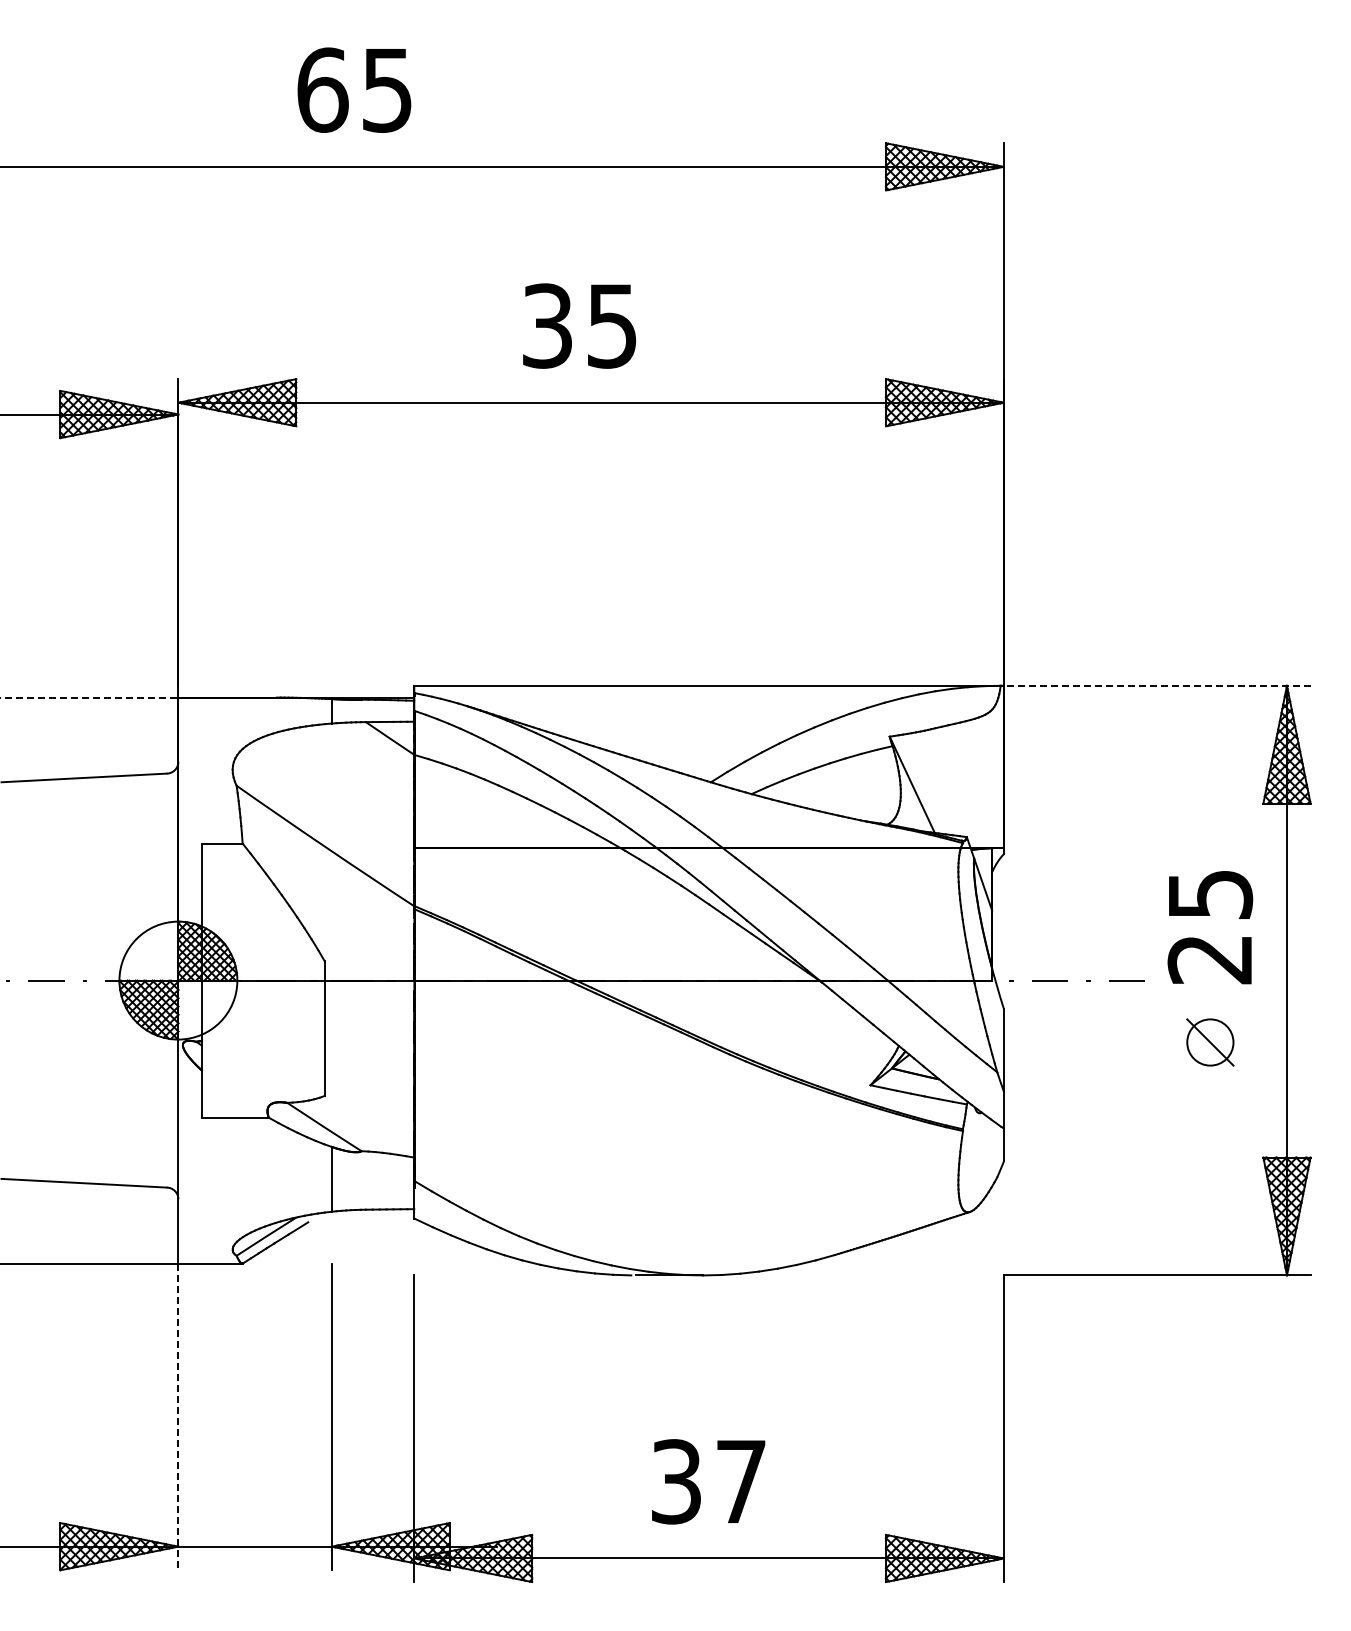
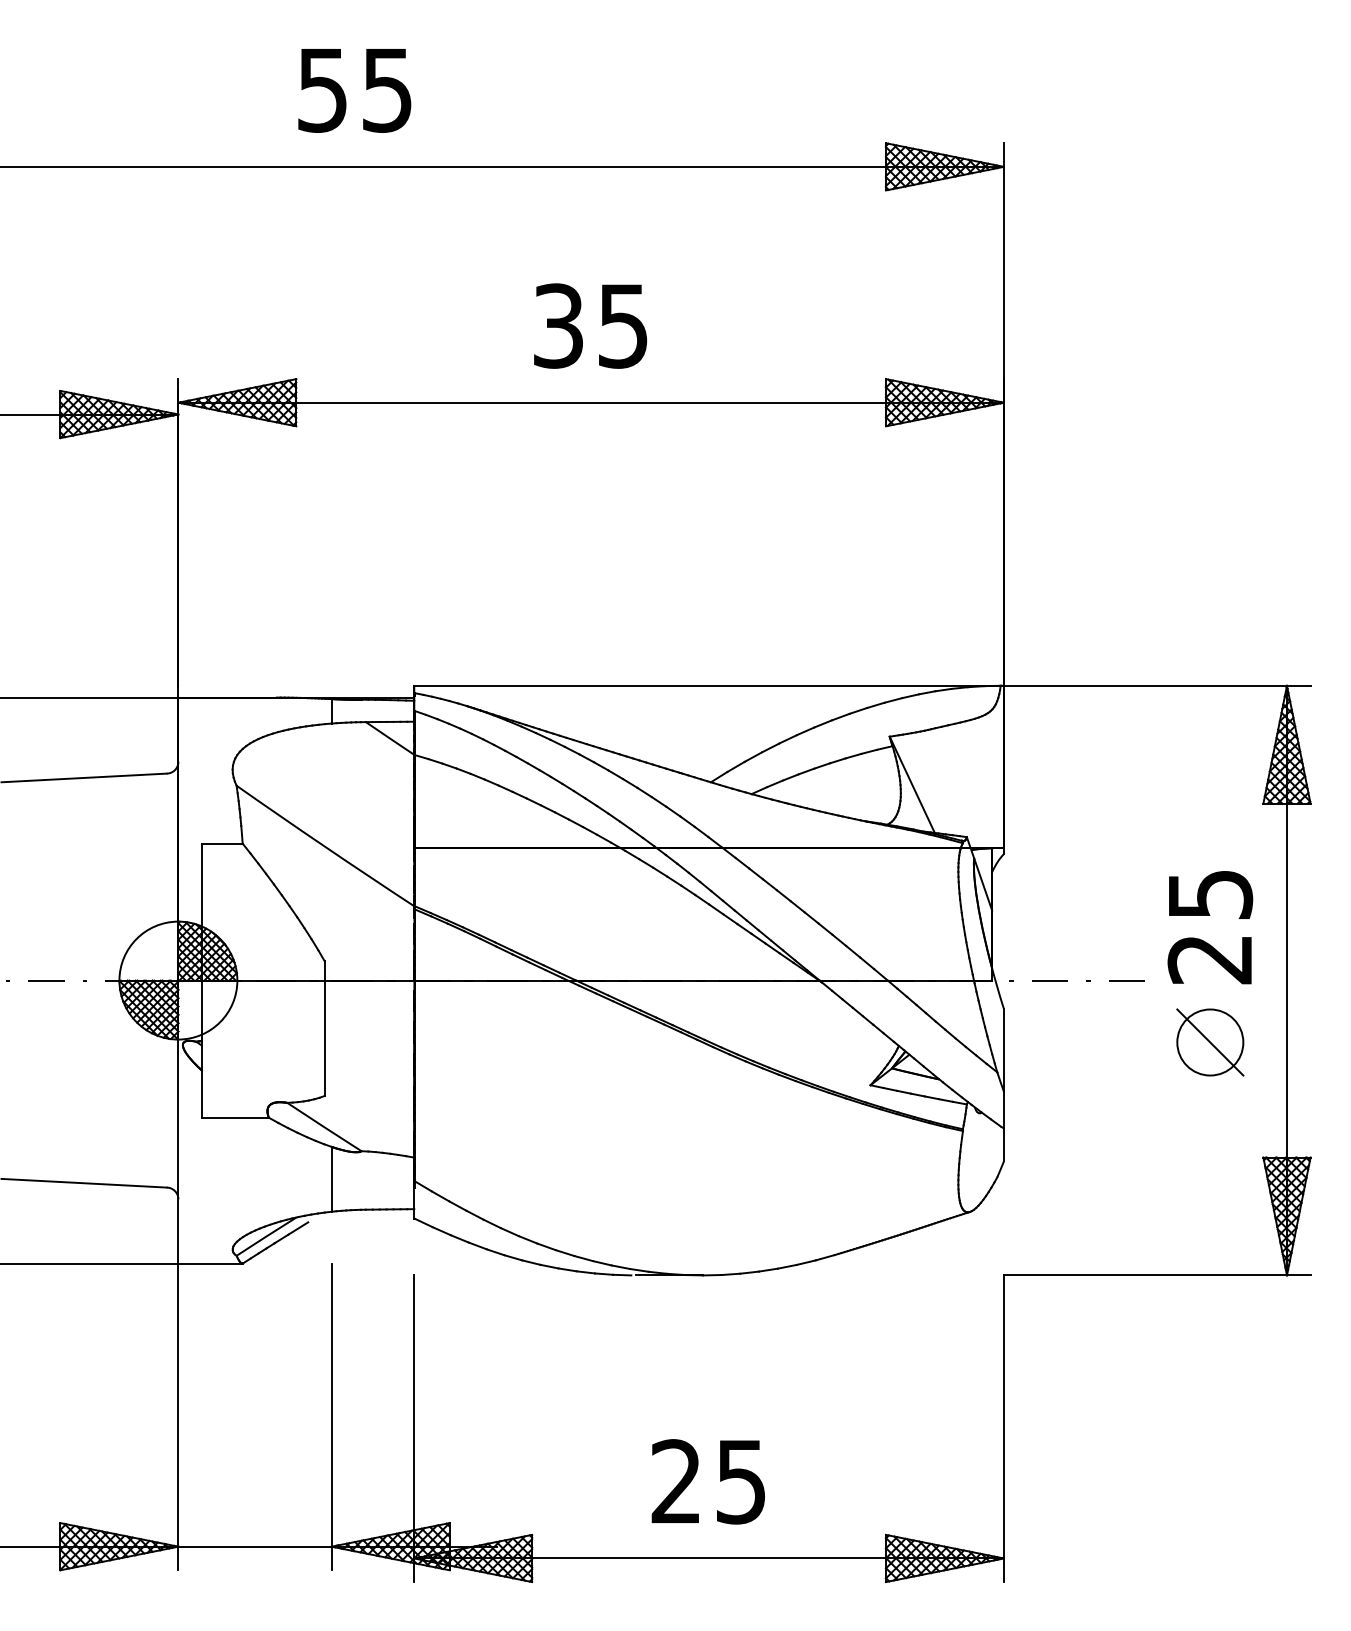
text: 65 -> 55 (322, 89)
text position: (579, 325) -> (590, 325) (590, 325)
line: dashed -> solid (1156, 685)
line: dashed -> solid (89, 697)
part size: 49x49 px -> 69x69 px (1210, 1042)
line: dashed -> solid (178, 1417)
text: 37 -> 25 (708, 1481)
